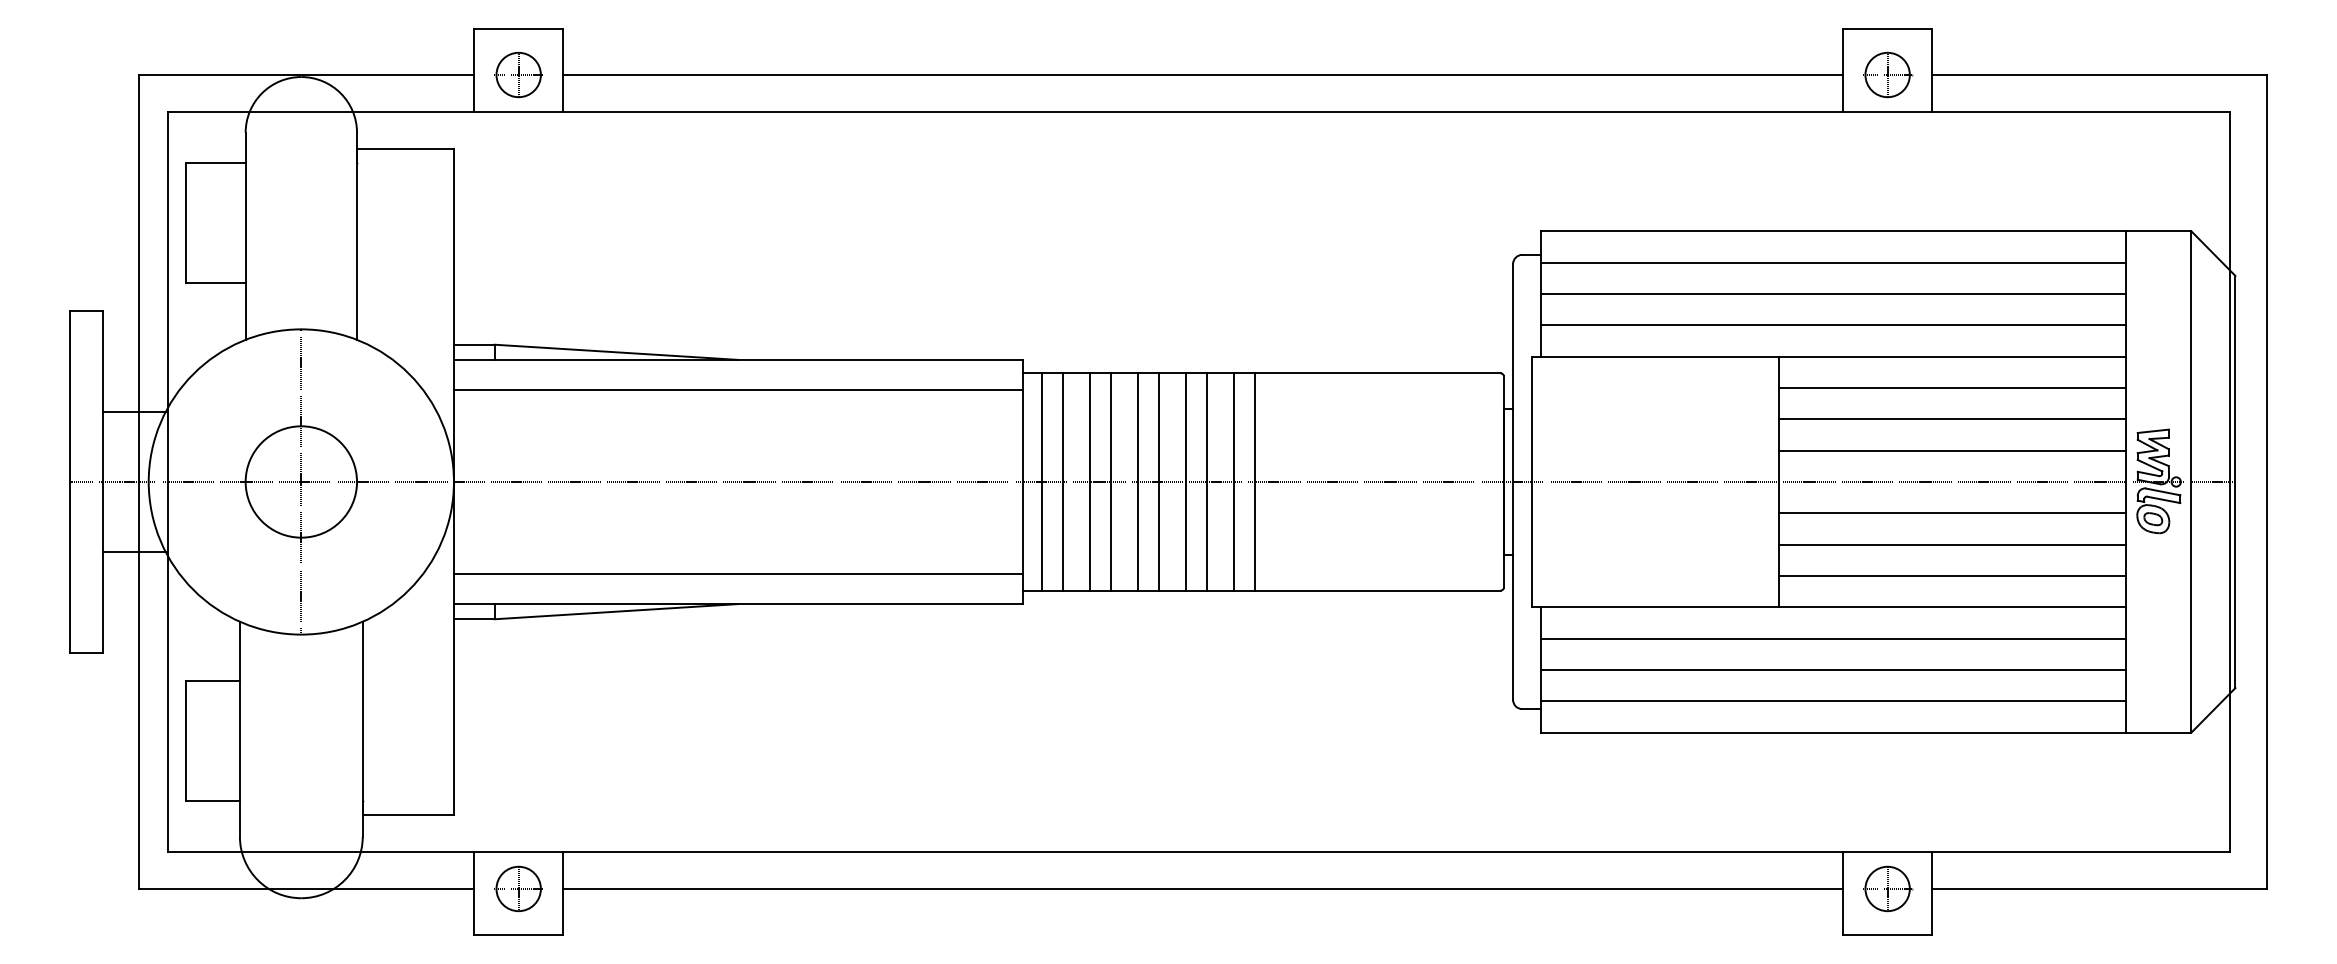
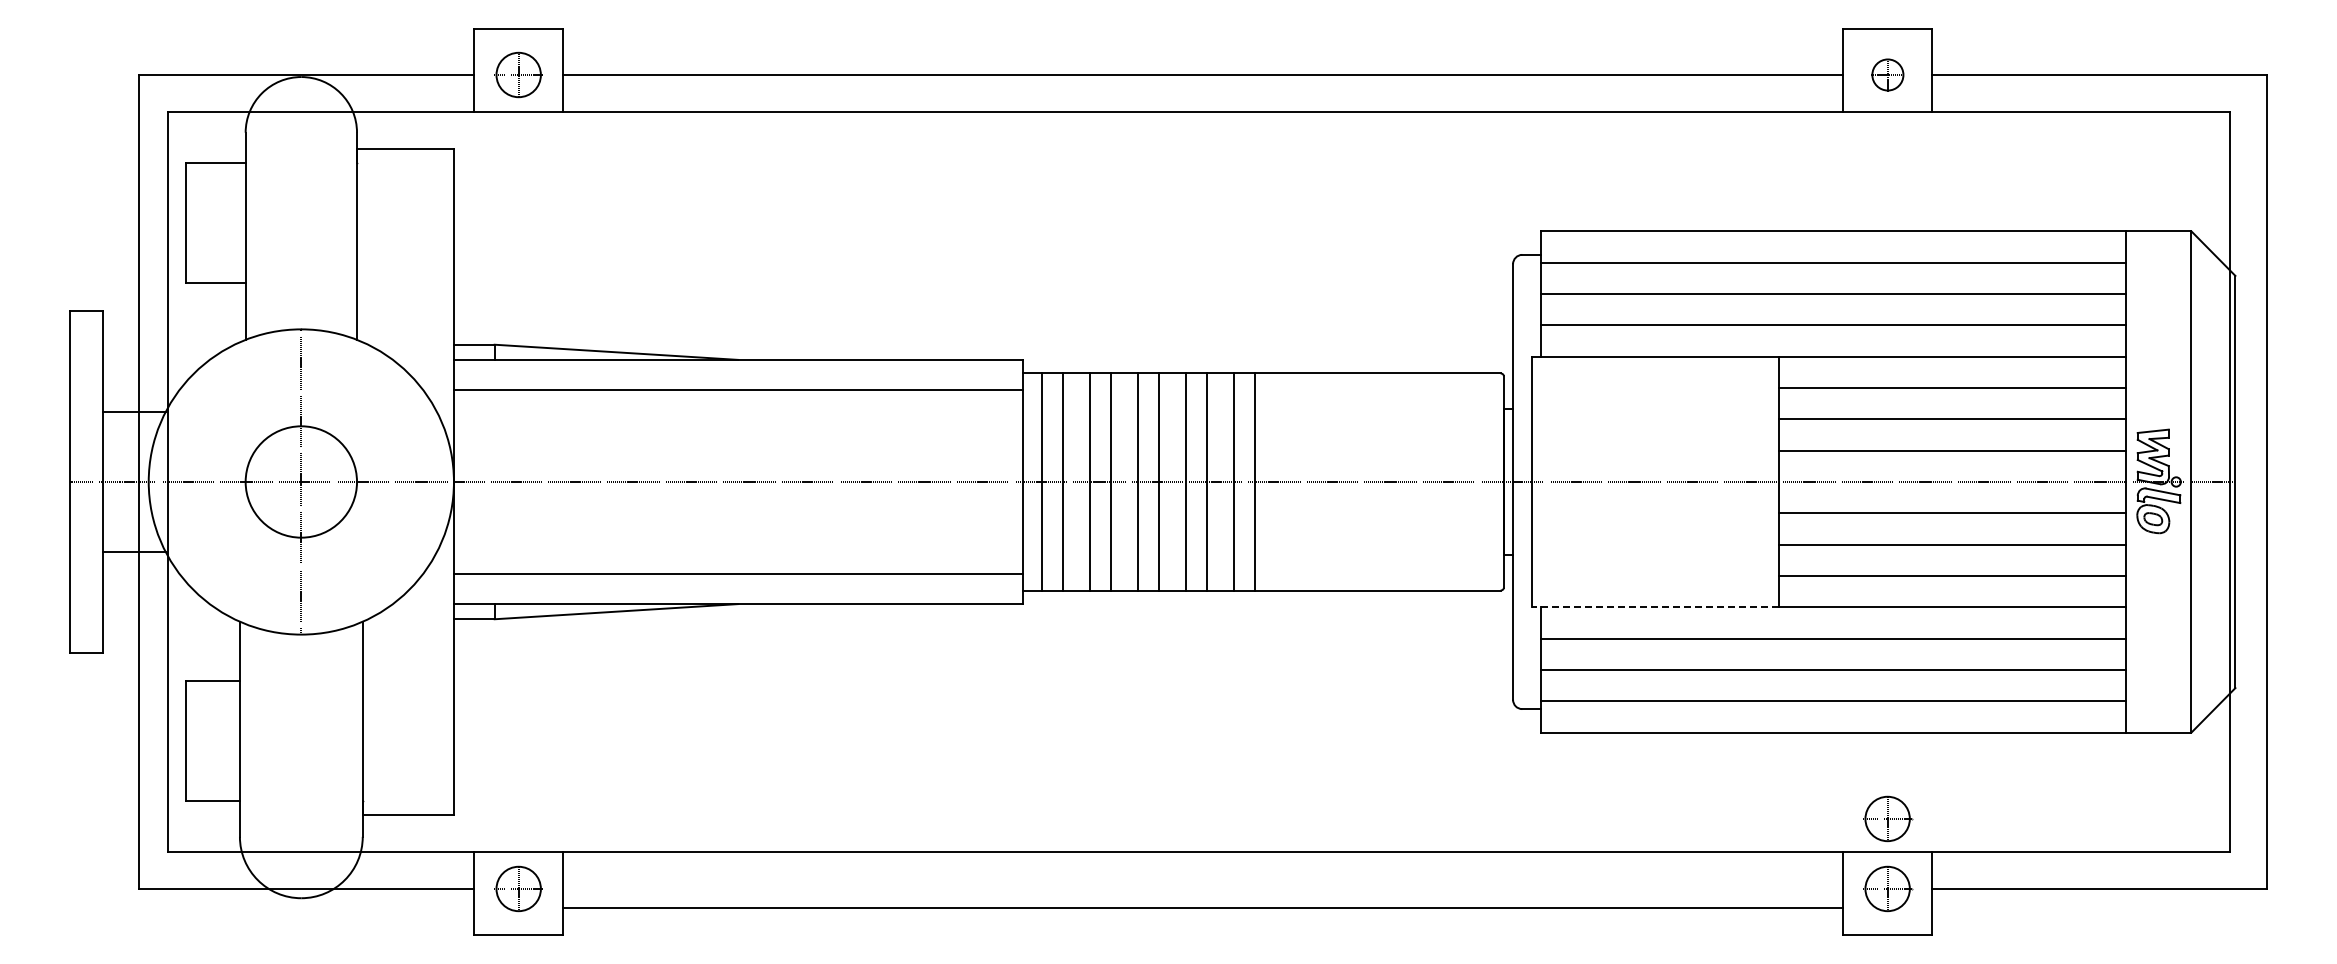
part size: 51x48 px -> 34x34 px (1887, 74)
line: solid -> dashed (1654, 607)
part: none -> present (1888, 818)
line position: (1203, 888) -> (1203, 907) (1203, 907)
